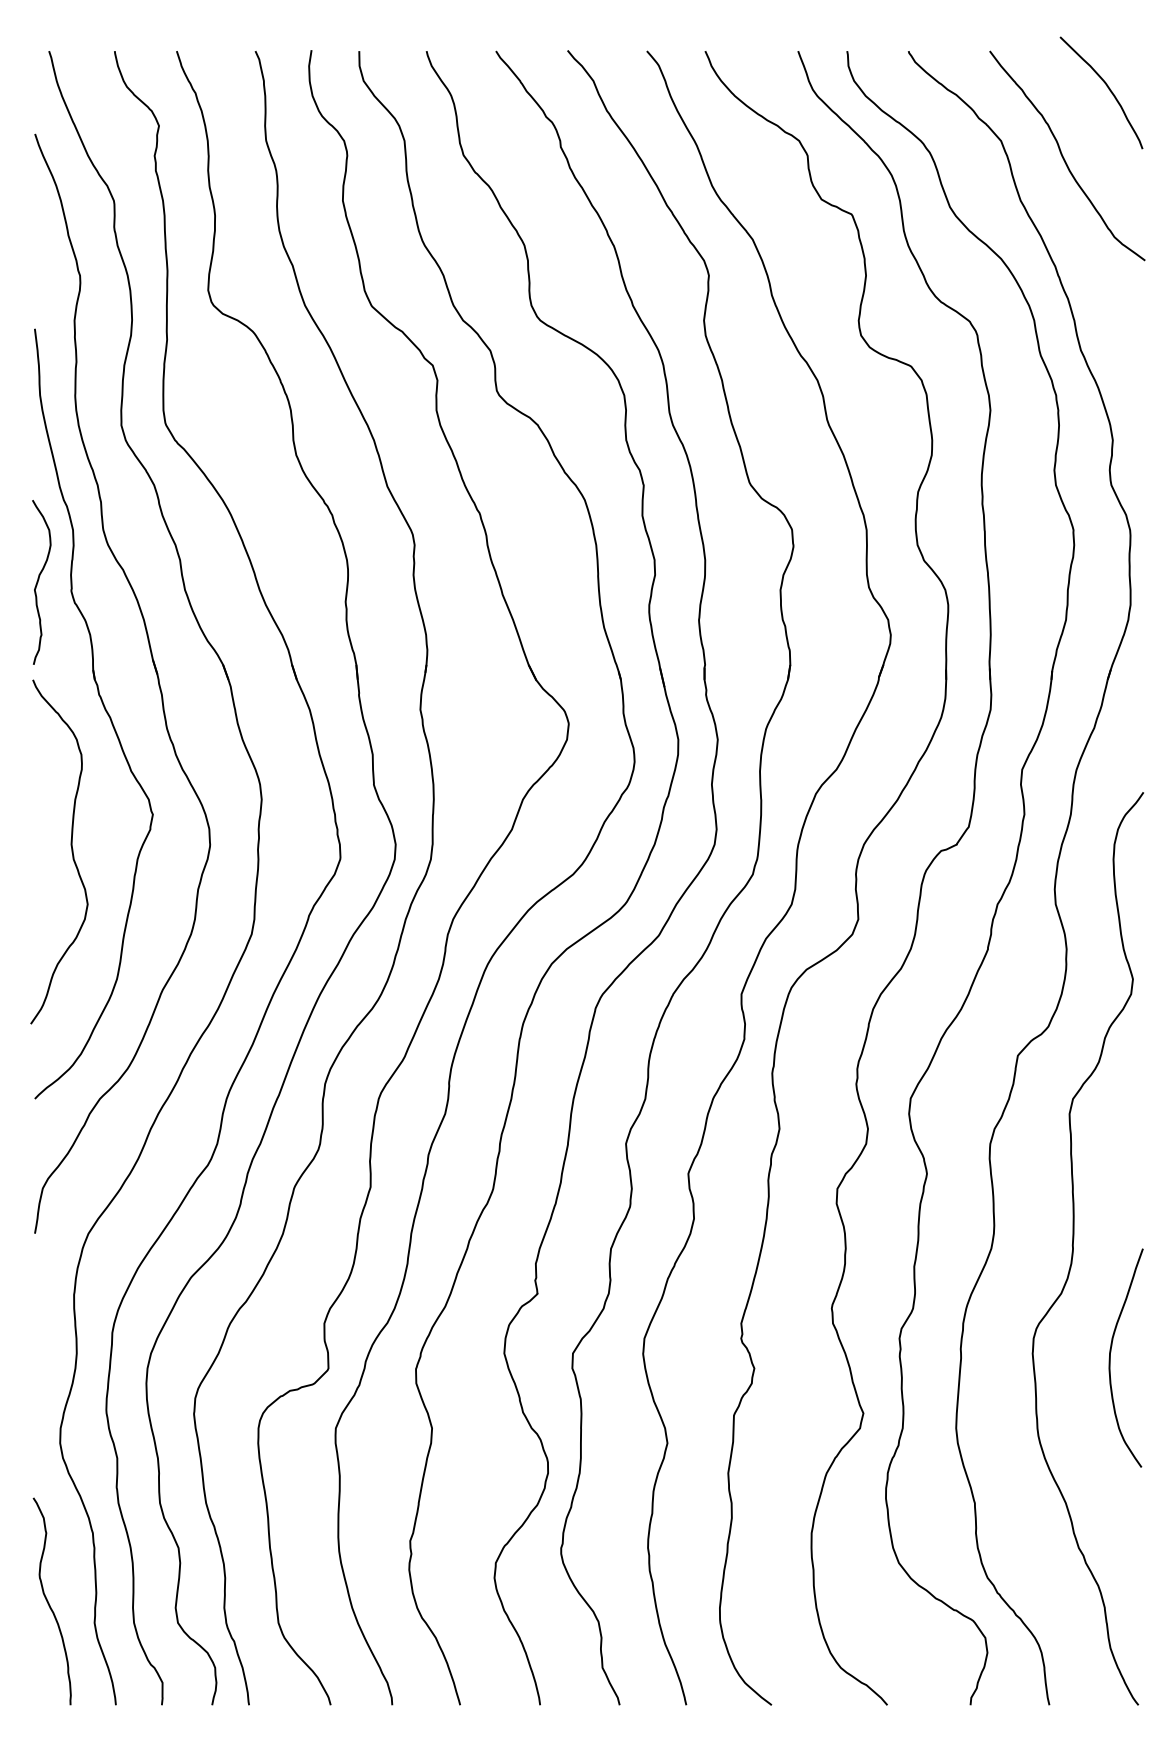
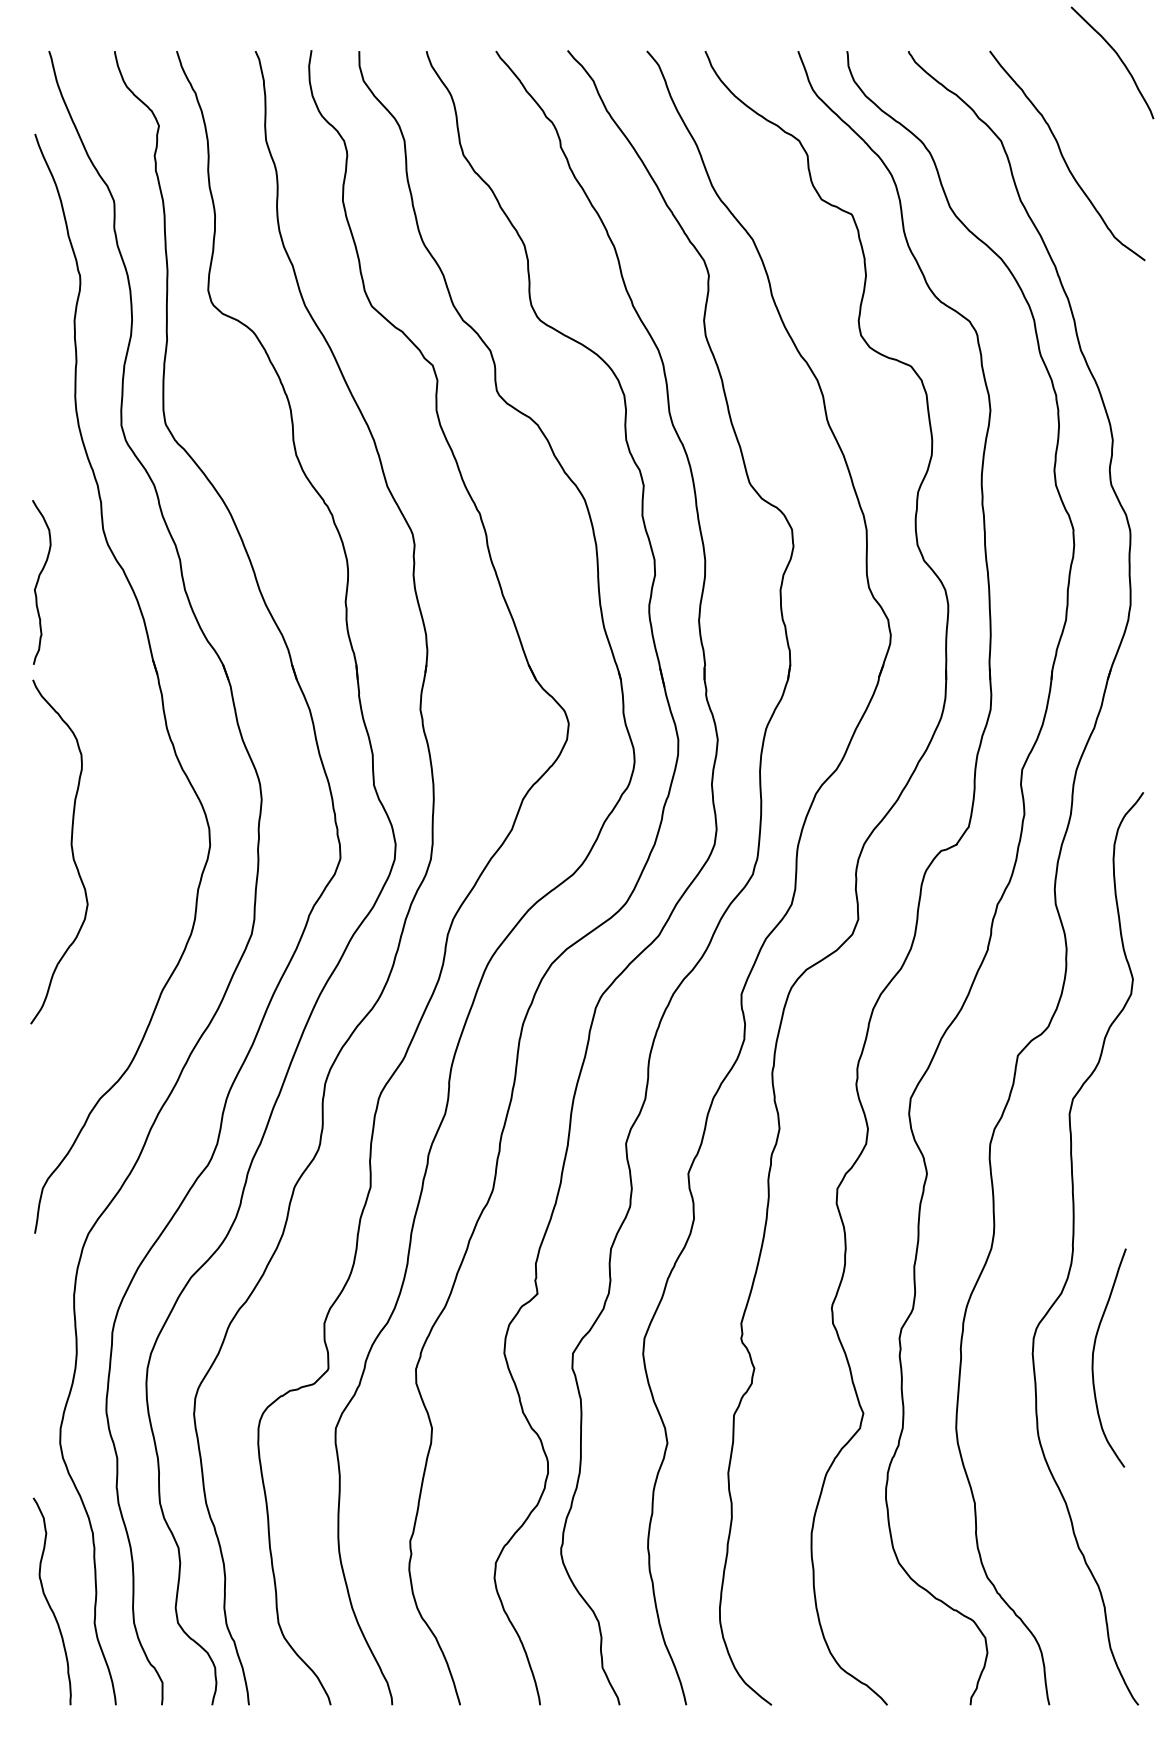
curve position: (1108, 89) -> (1119, 59) (1119, 59)
part: present -> none (103, 707)
curve position: (1111, 1352) -> (1094, 1352) (1094, 1352)
